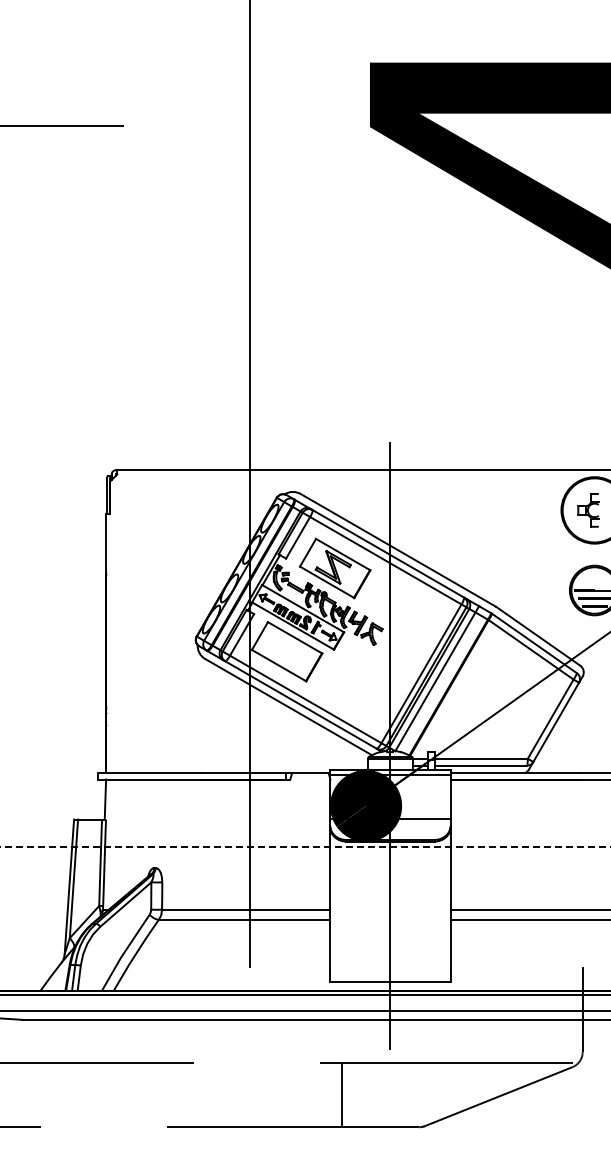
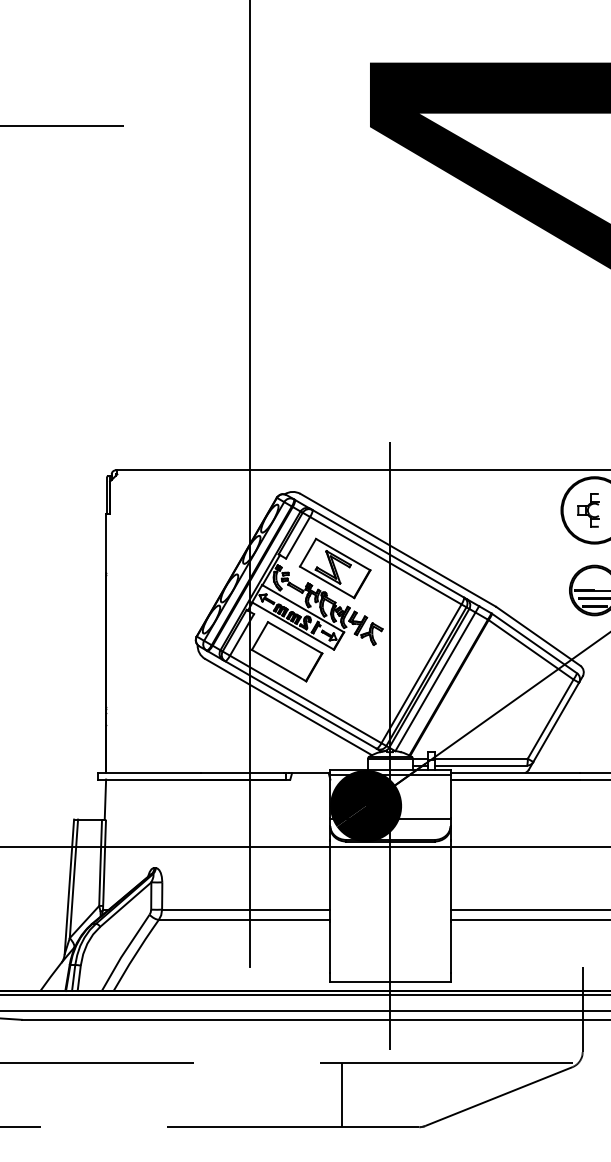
line: dashed -> solid (305, 846)
